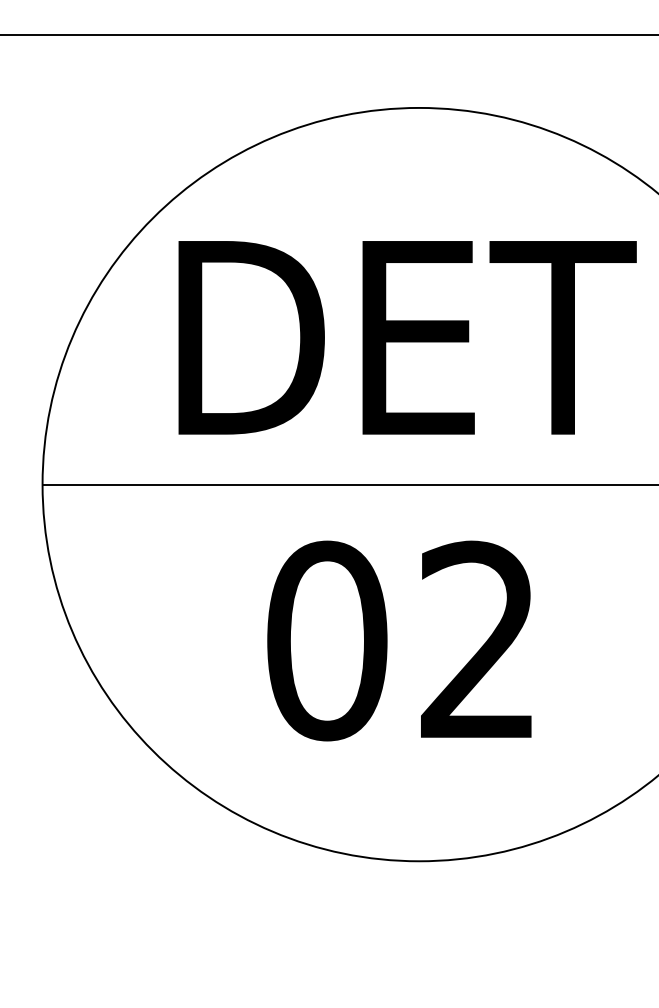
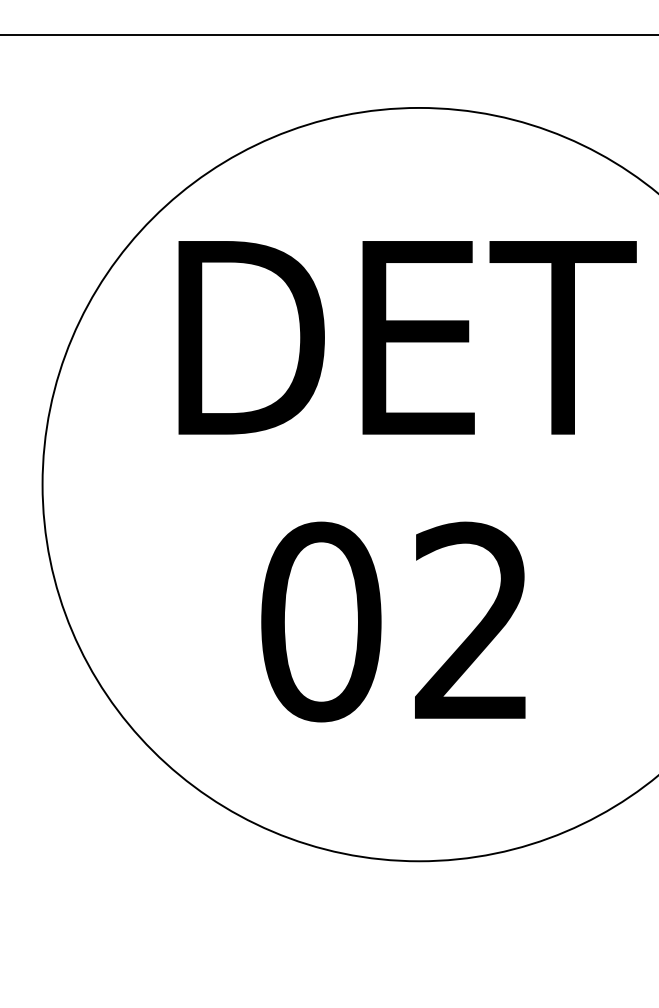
line: present -> none (348, 484)
text position: (399, 640) -> (393, 621) (393, 621)
